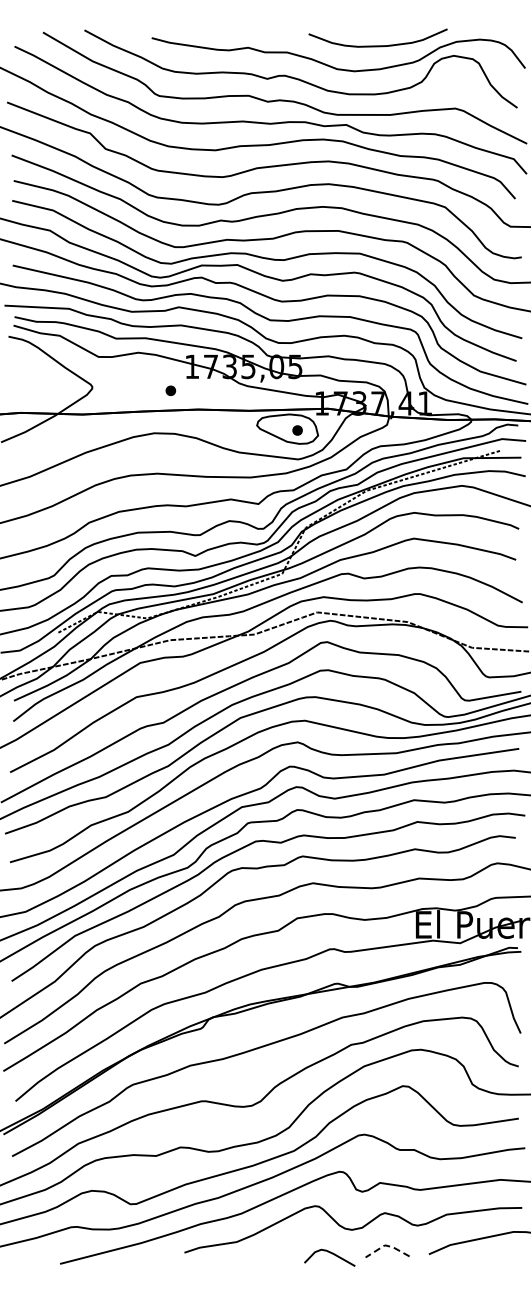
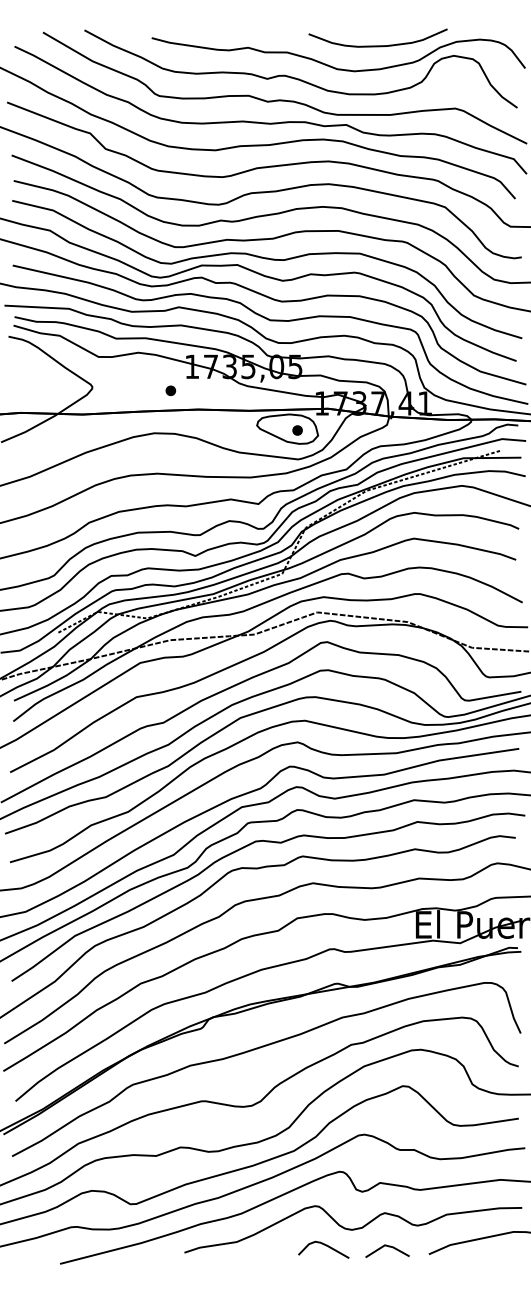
line: dashed -> solid (386, 1245)
curve position: (329, 1253) -> (323, 1245) (323, 1245)
